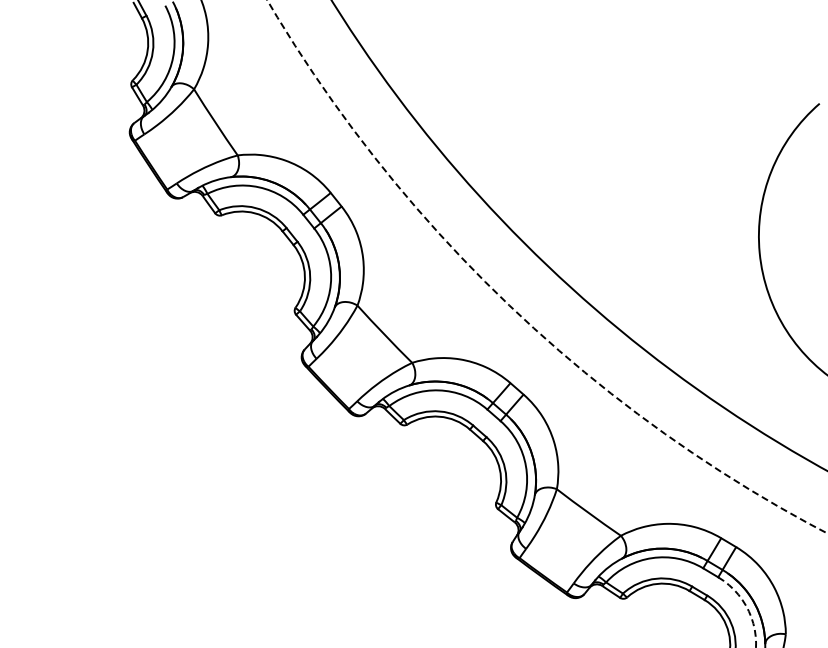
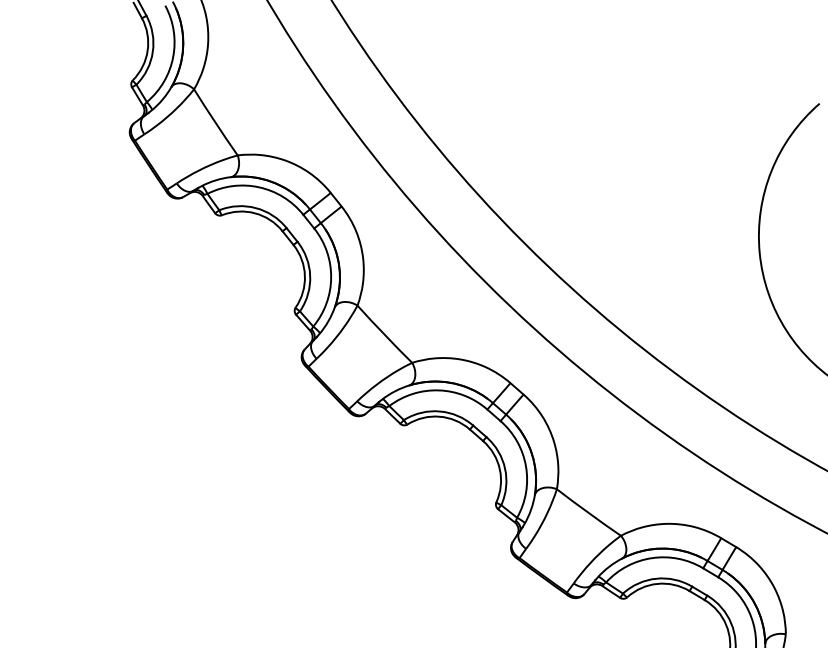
circle: dashed -> solid (547, 266)
arc: dashed -> solid (746, 607)
